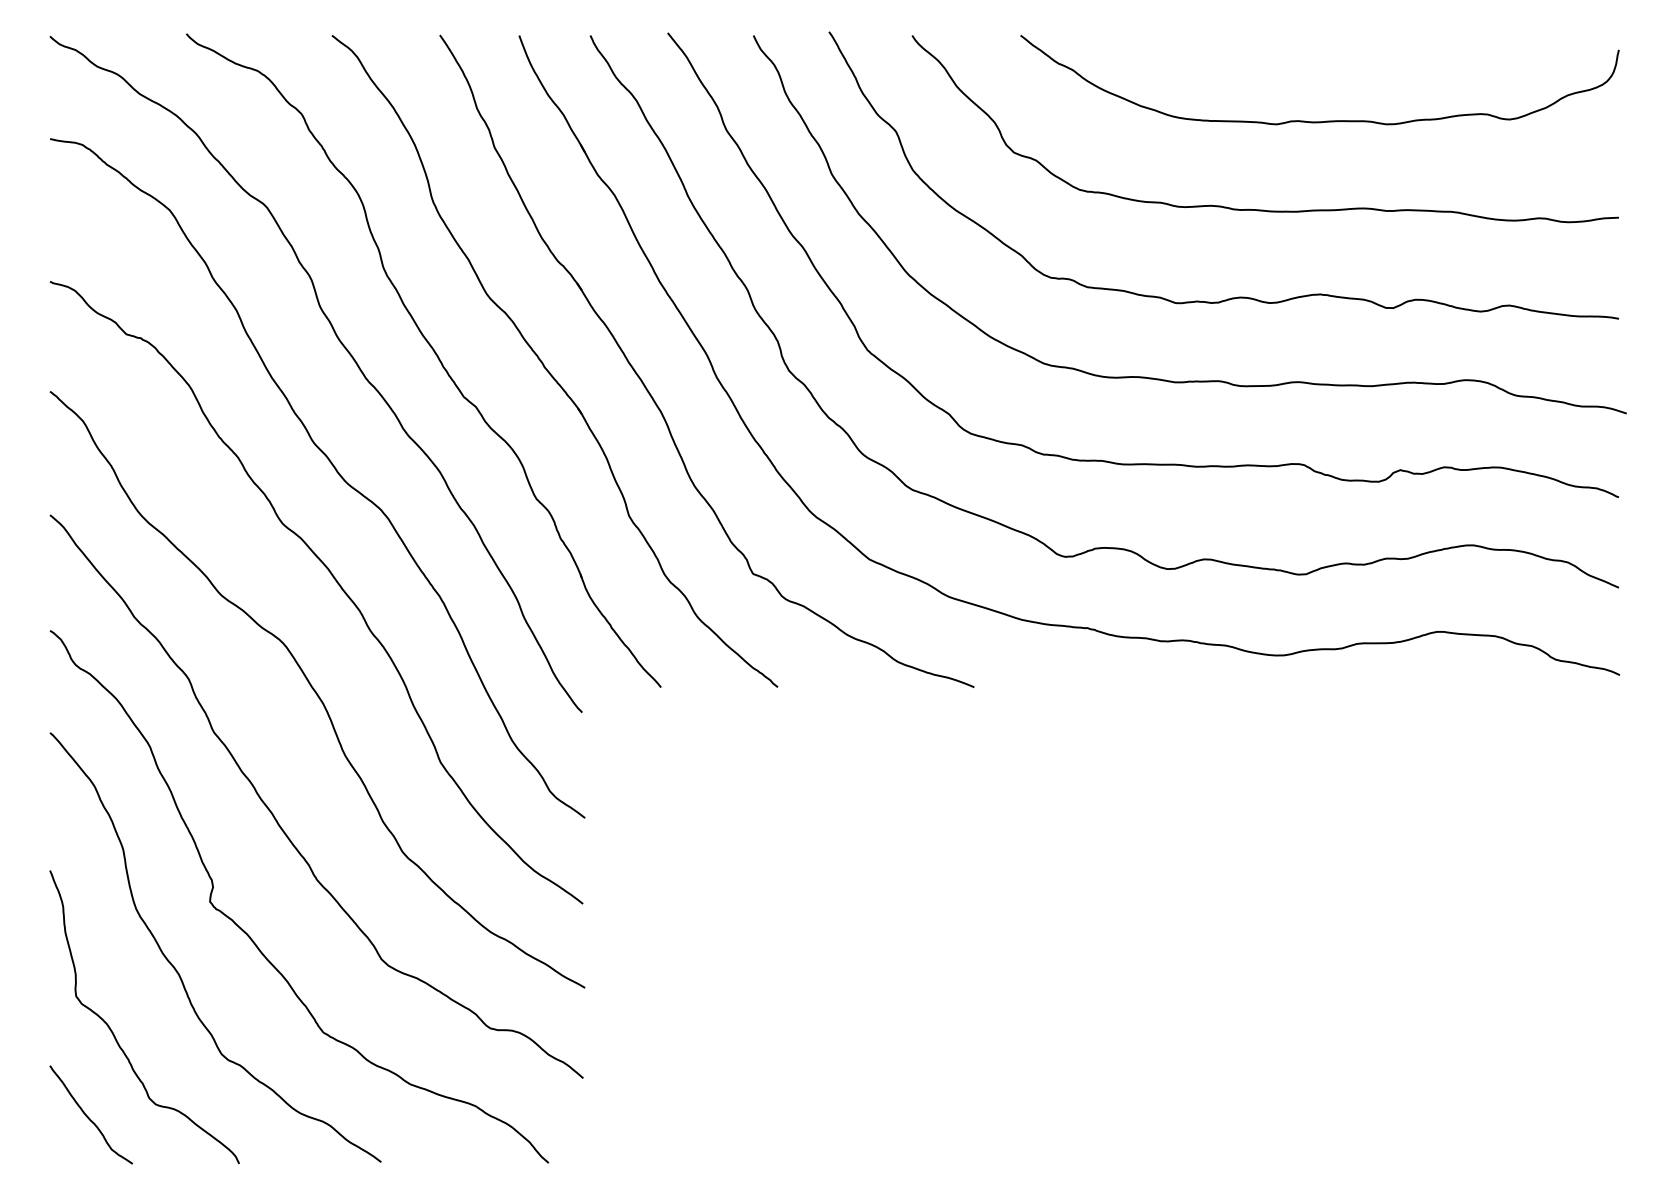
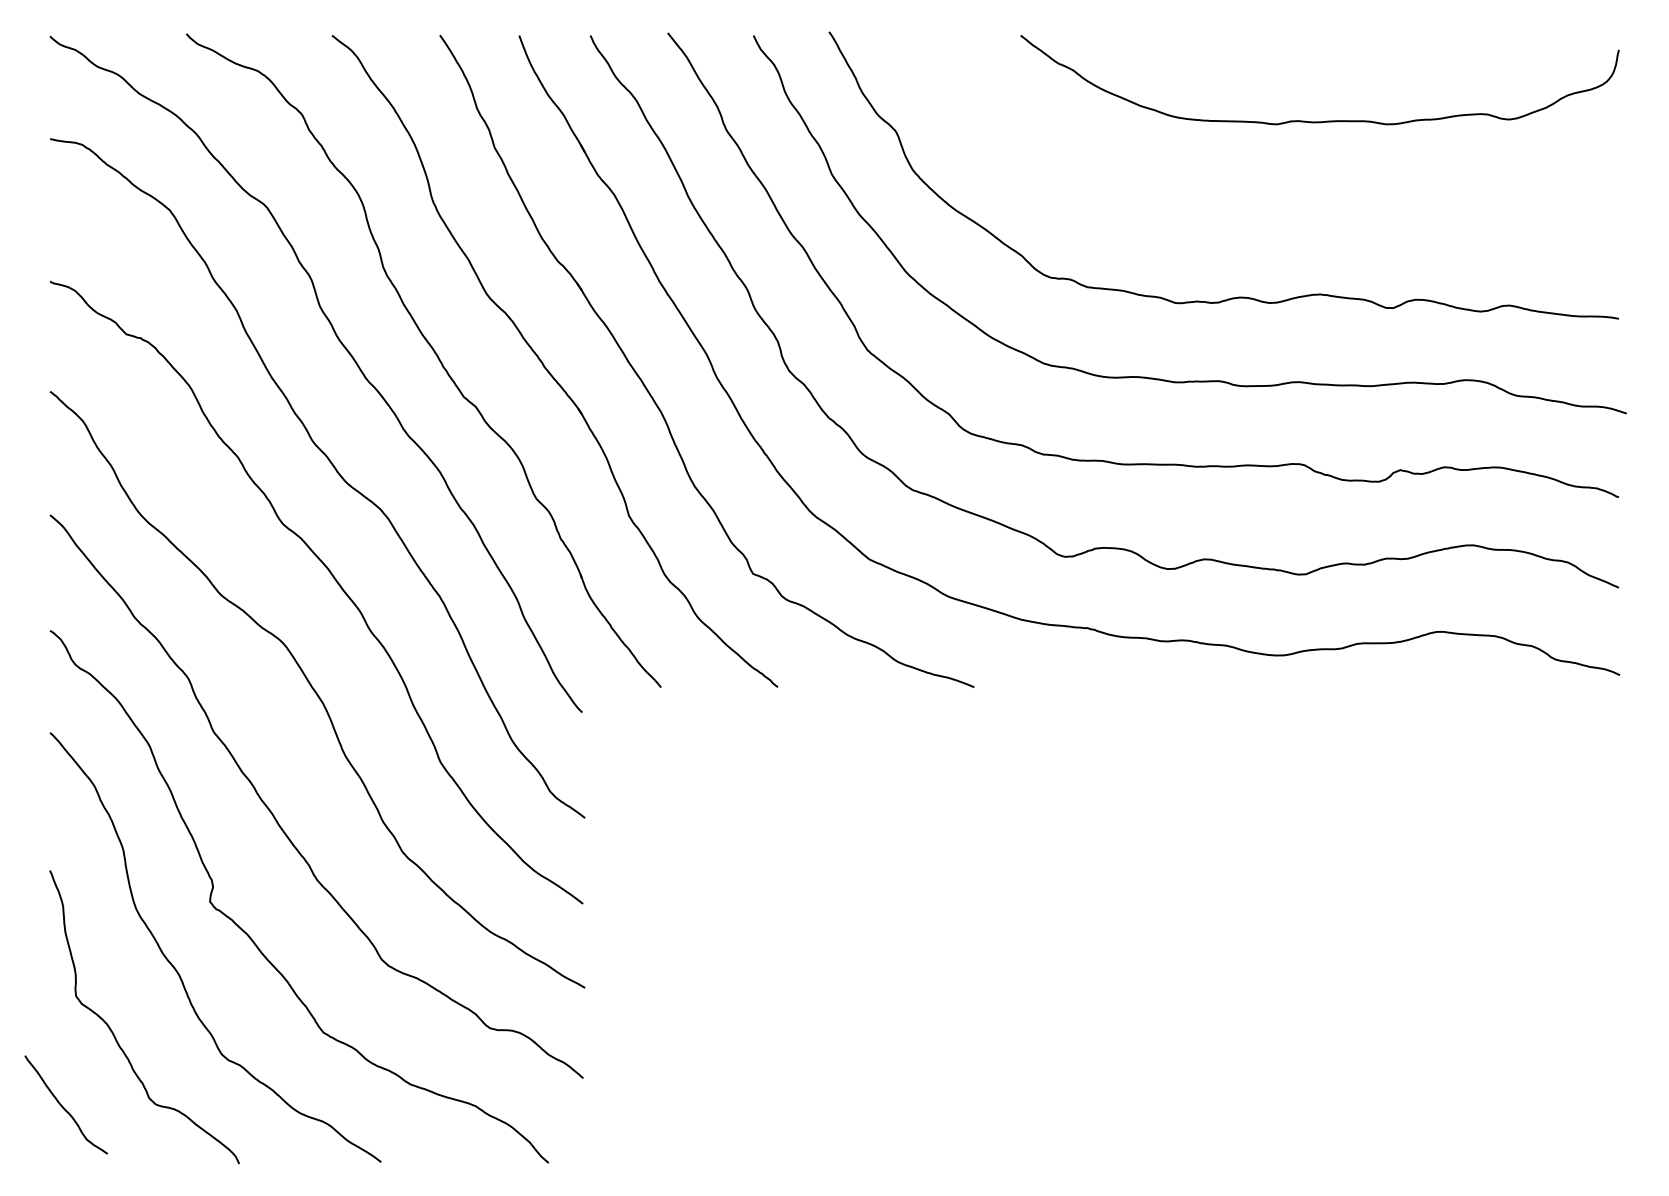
curve: present -> none (1263, 209)
curve position: (88, 1116) -> (63, 1106) (63, 1106)
